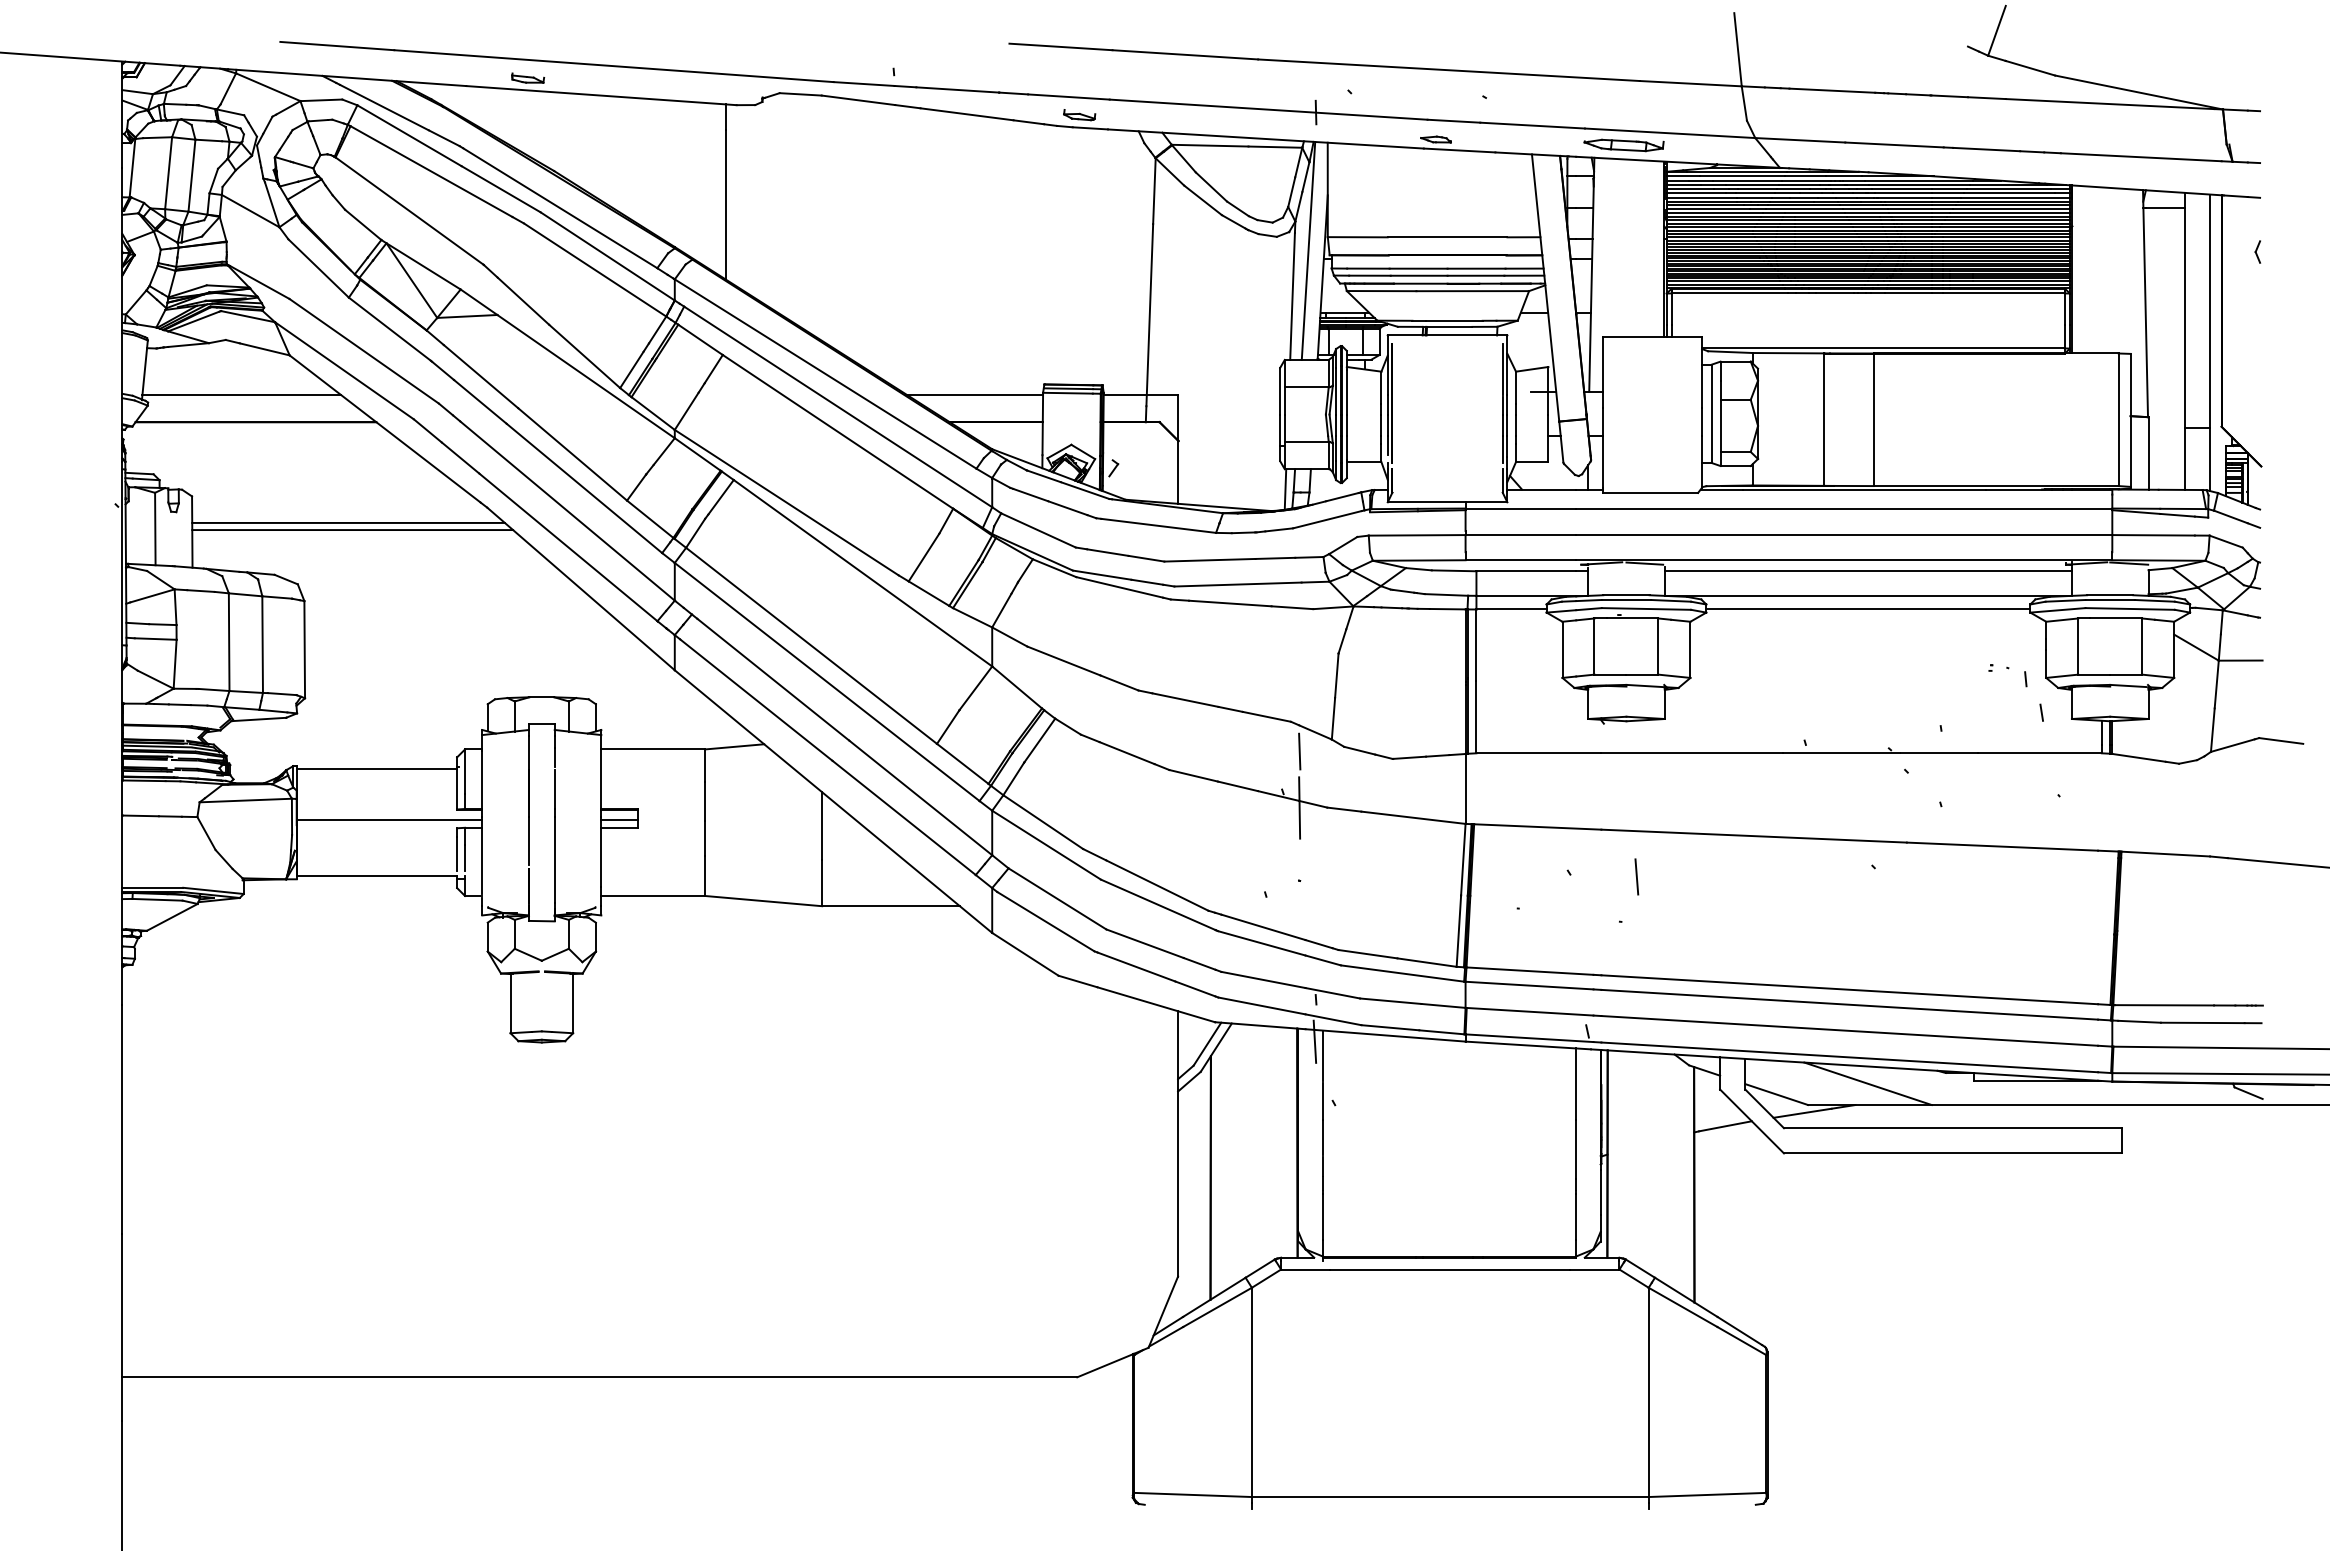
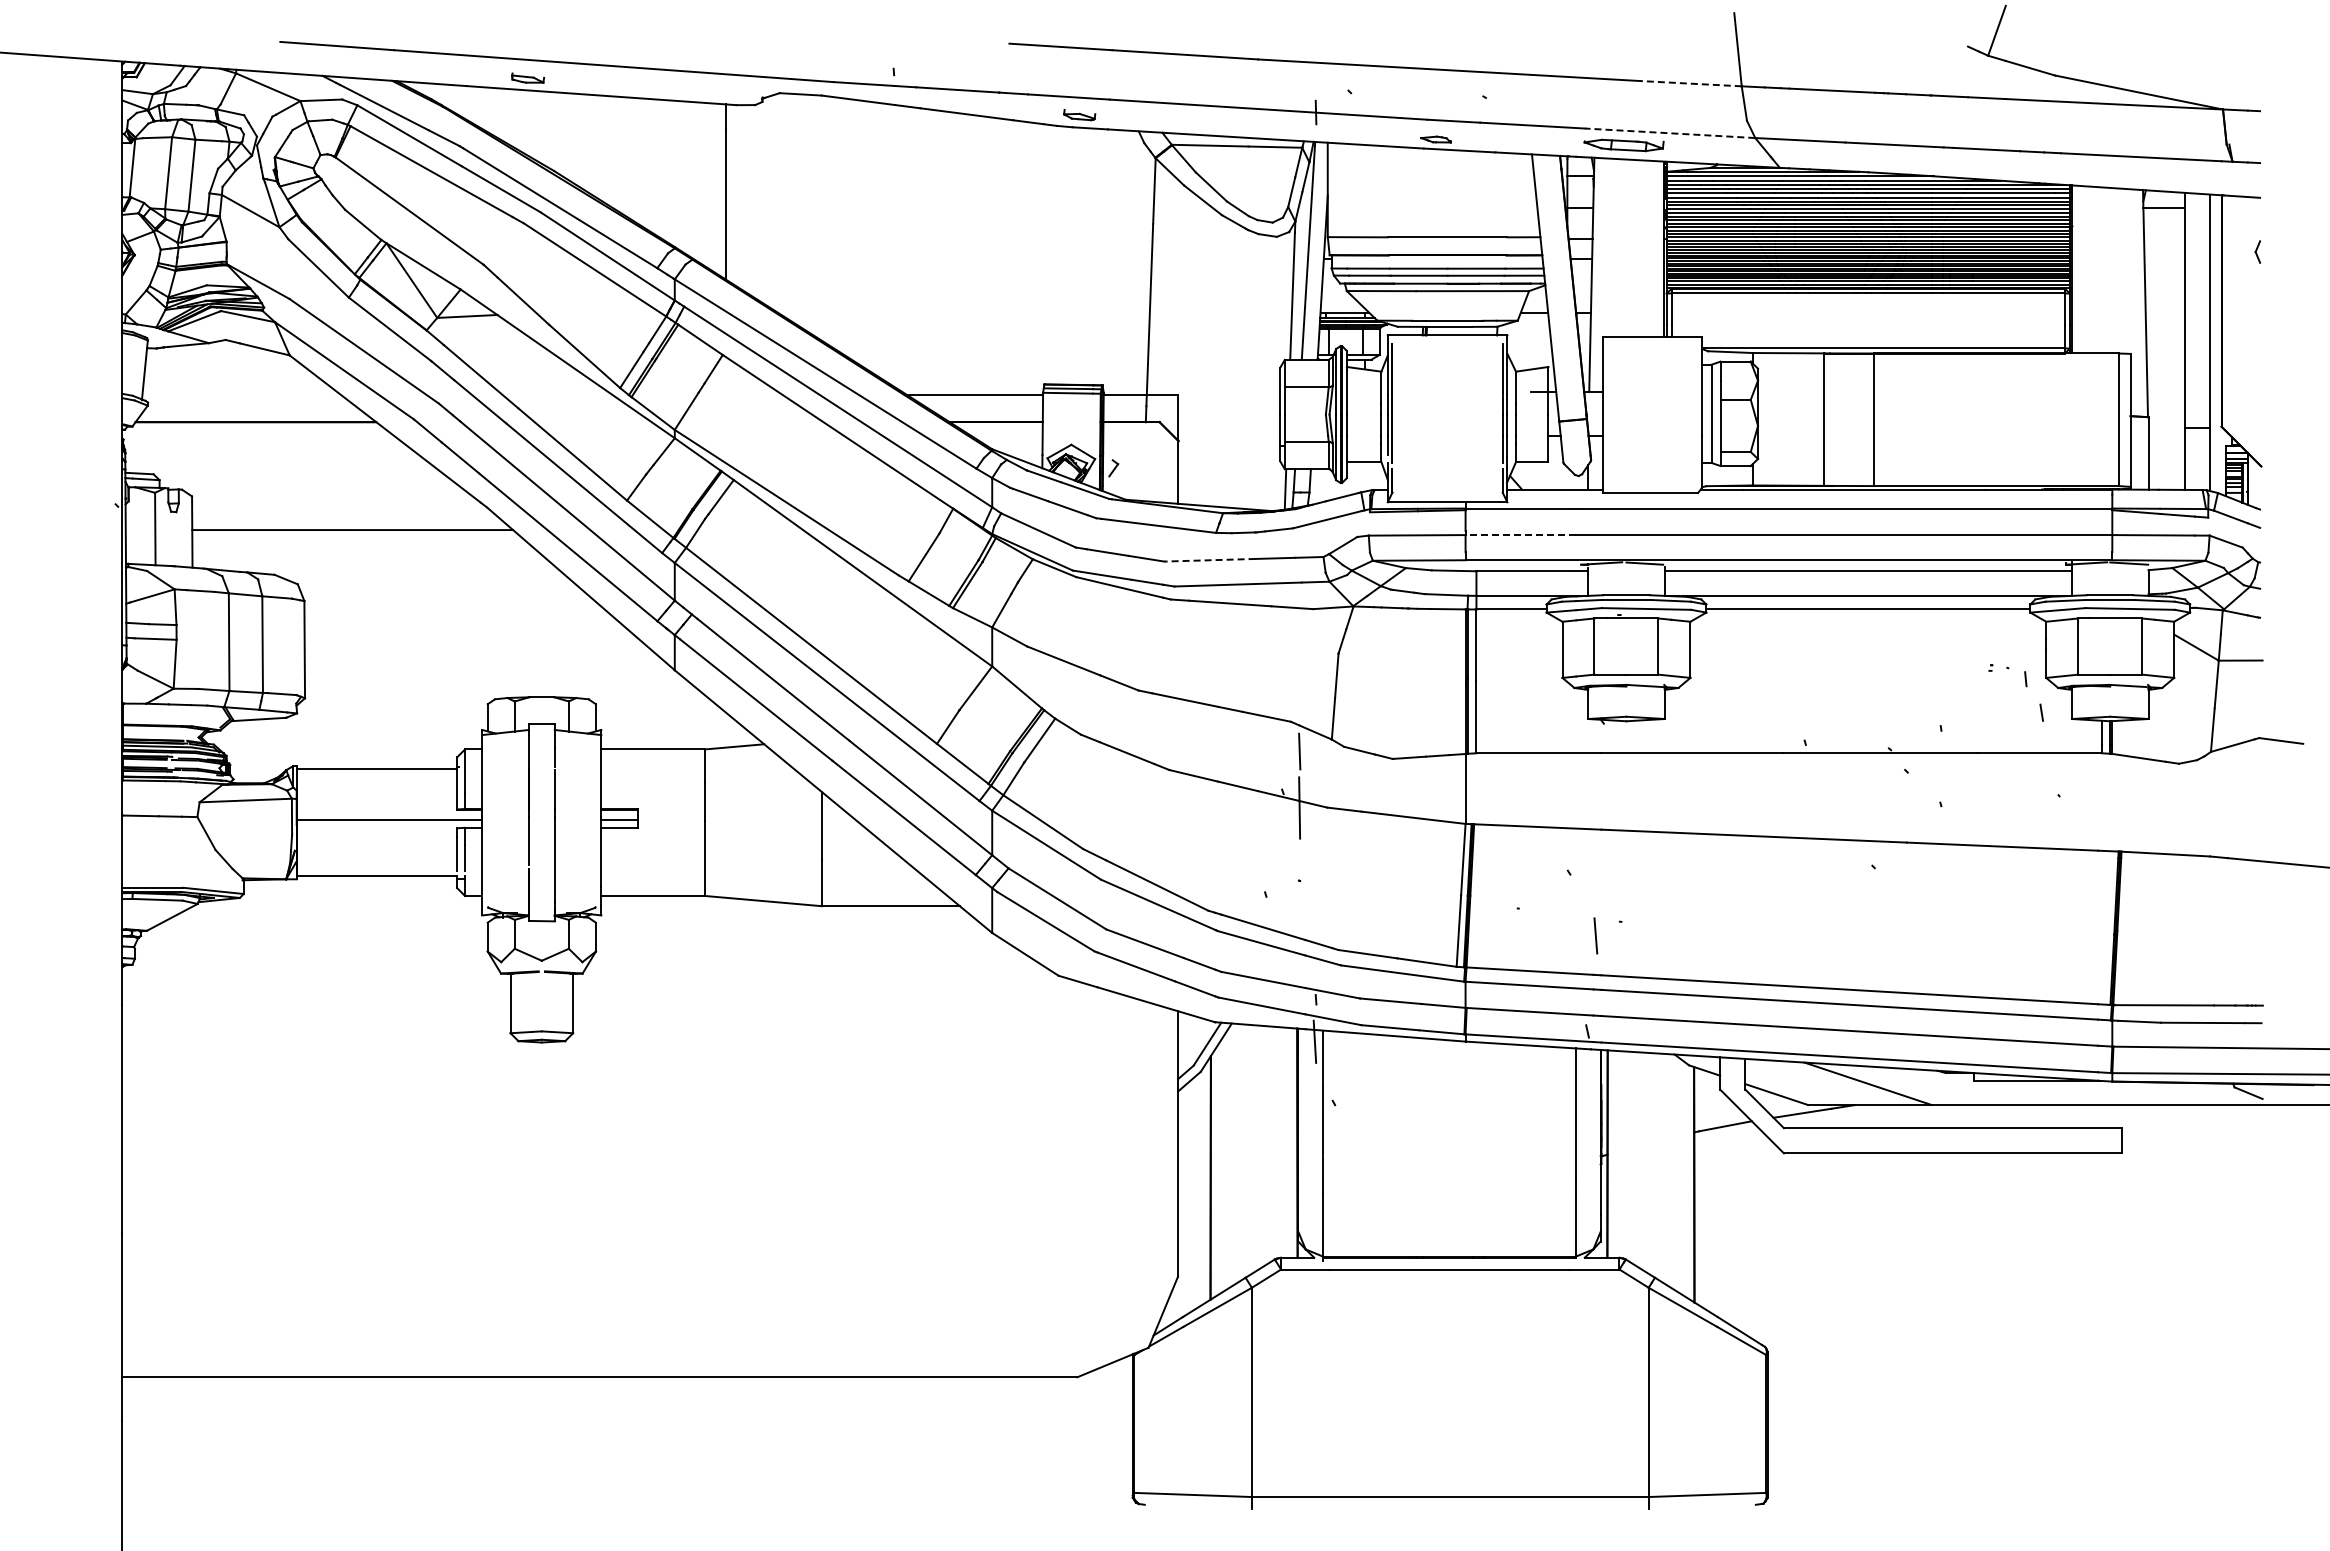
line: solid -> dashed (1690, 83)
line: solid -> dashed (1669, 133)
line: present -> none (241, 395)
line: present -> none (348, 522)
line: solid -> dashed (1520, 535)
line: solid -> dashed (1209, 560)
line position: (1636, 876) -> (1595, 935) (1595, 935)
